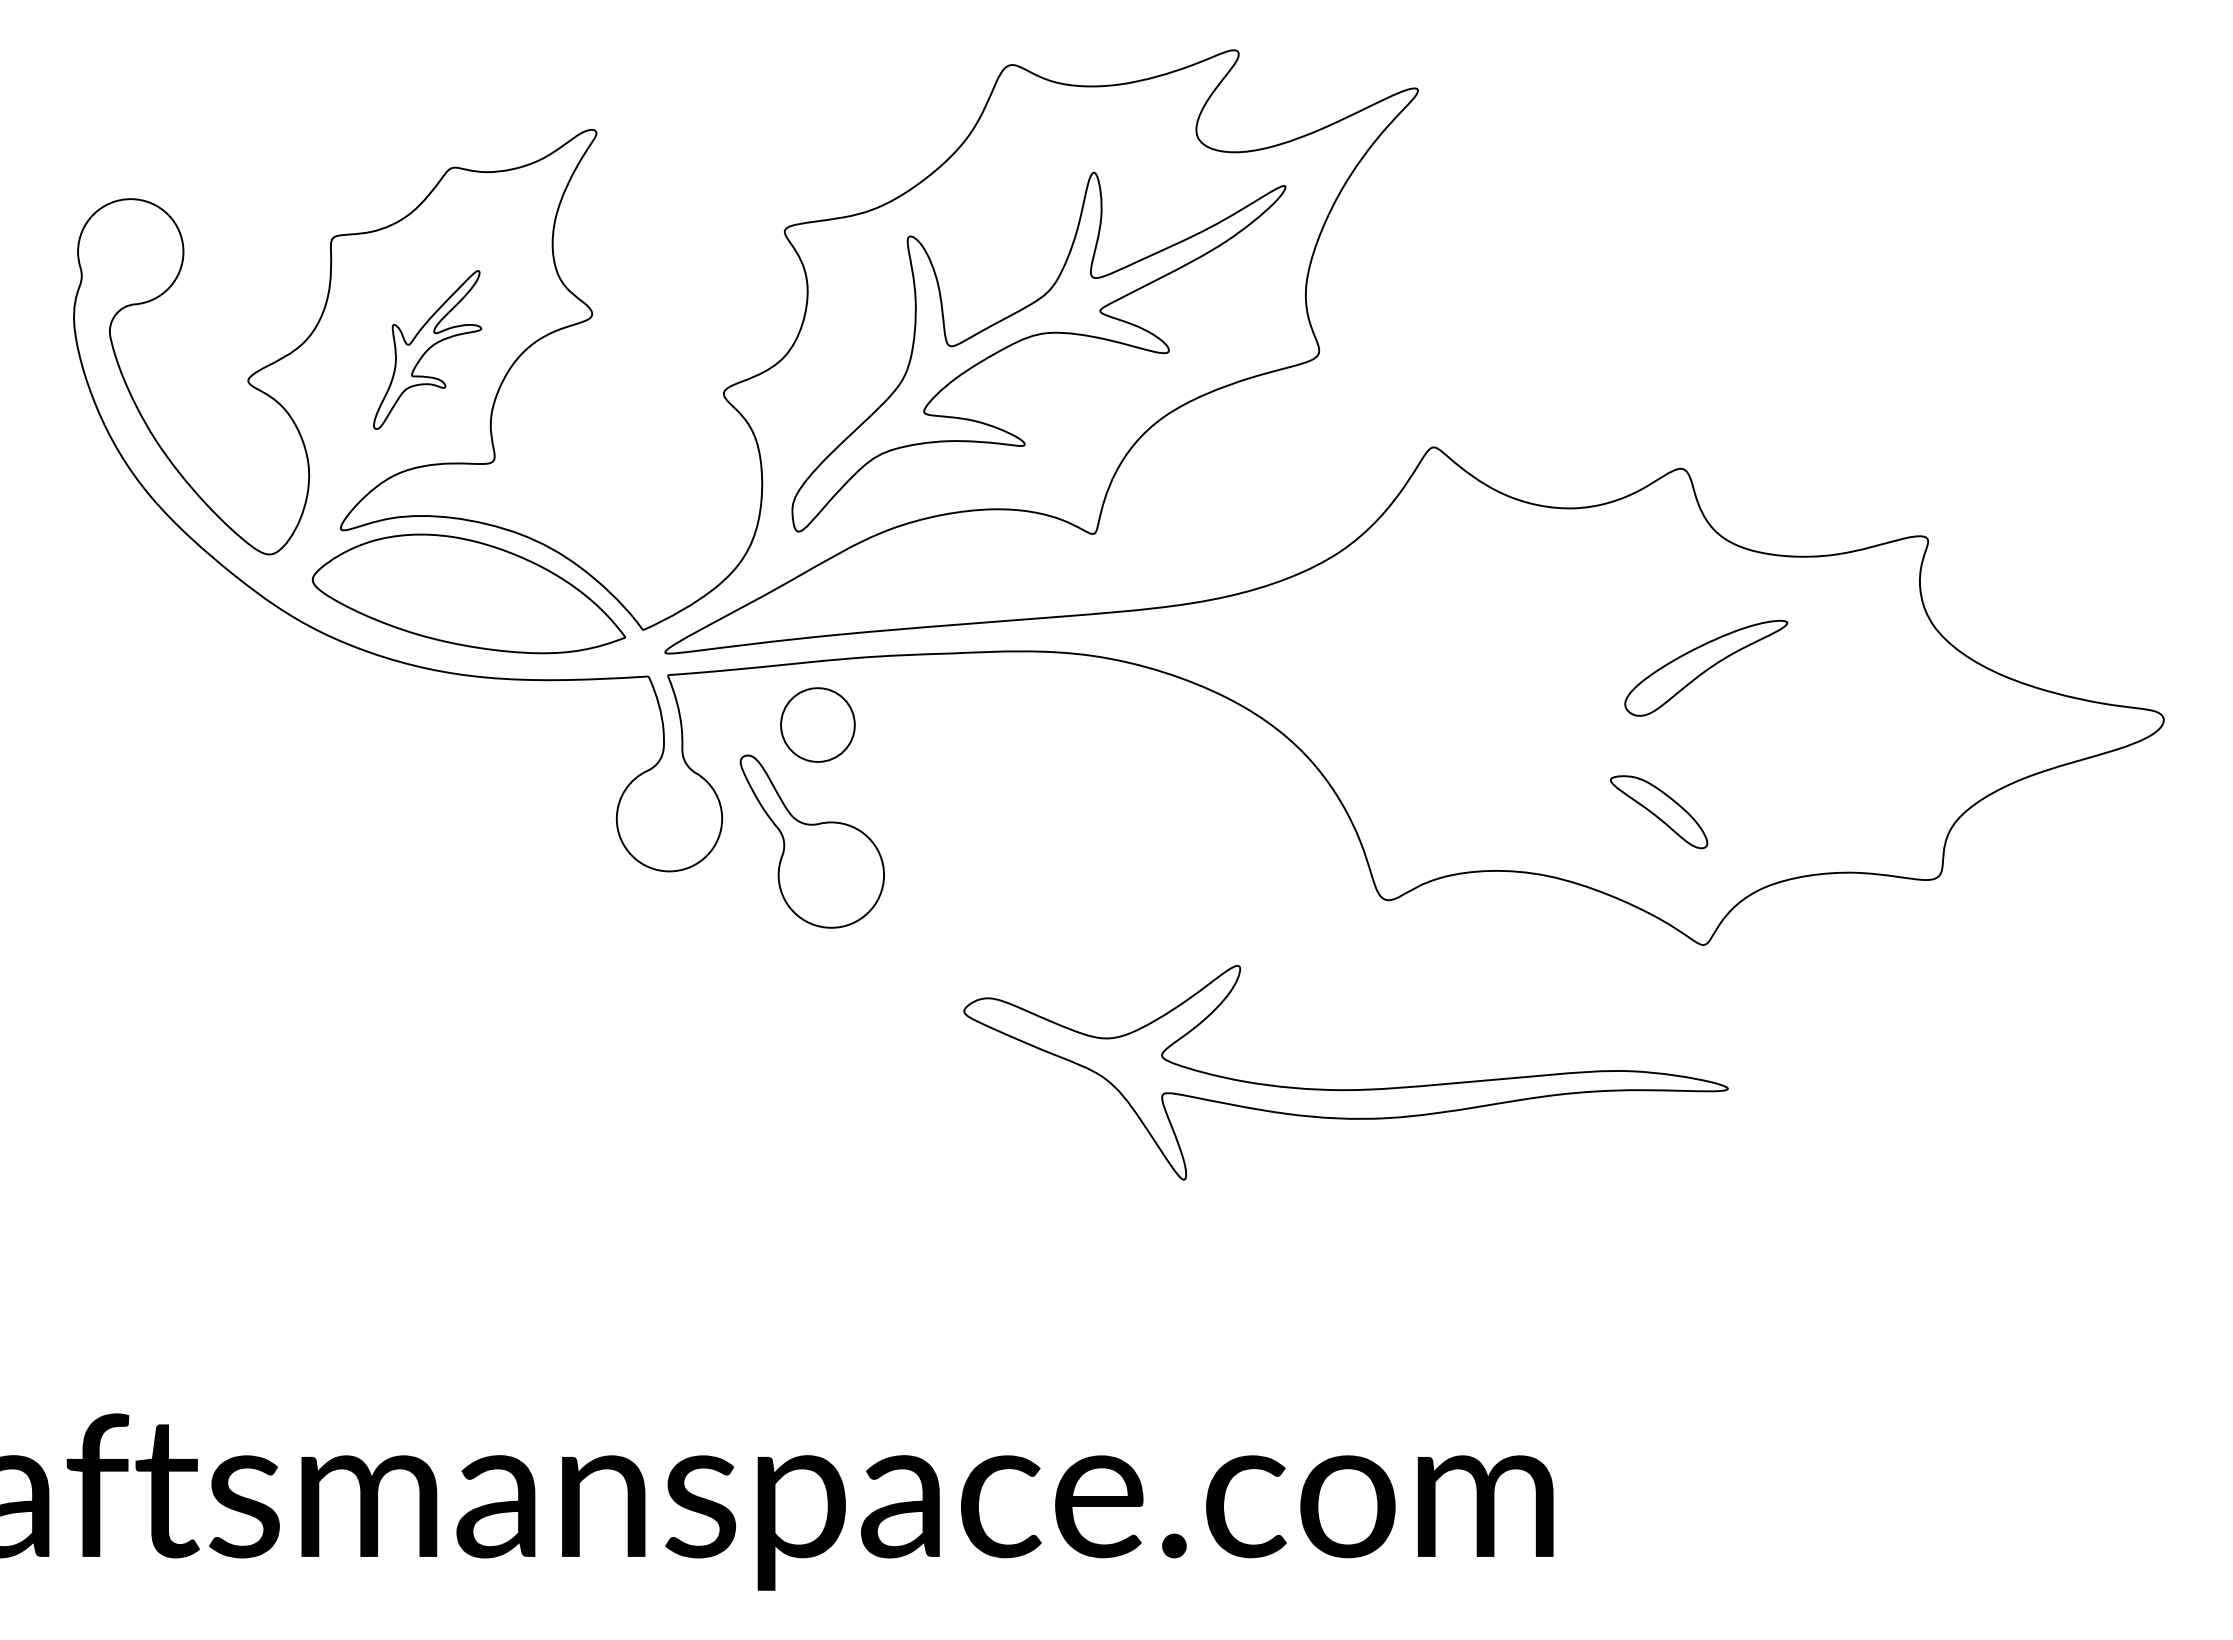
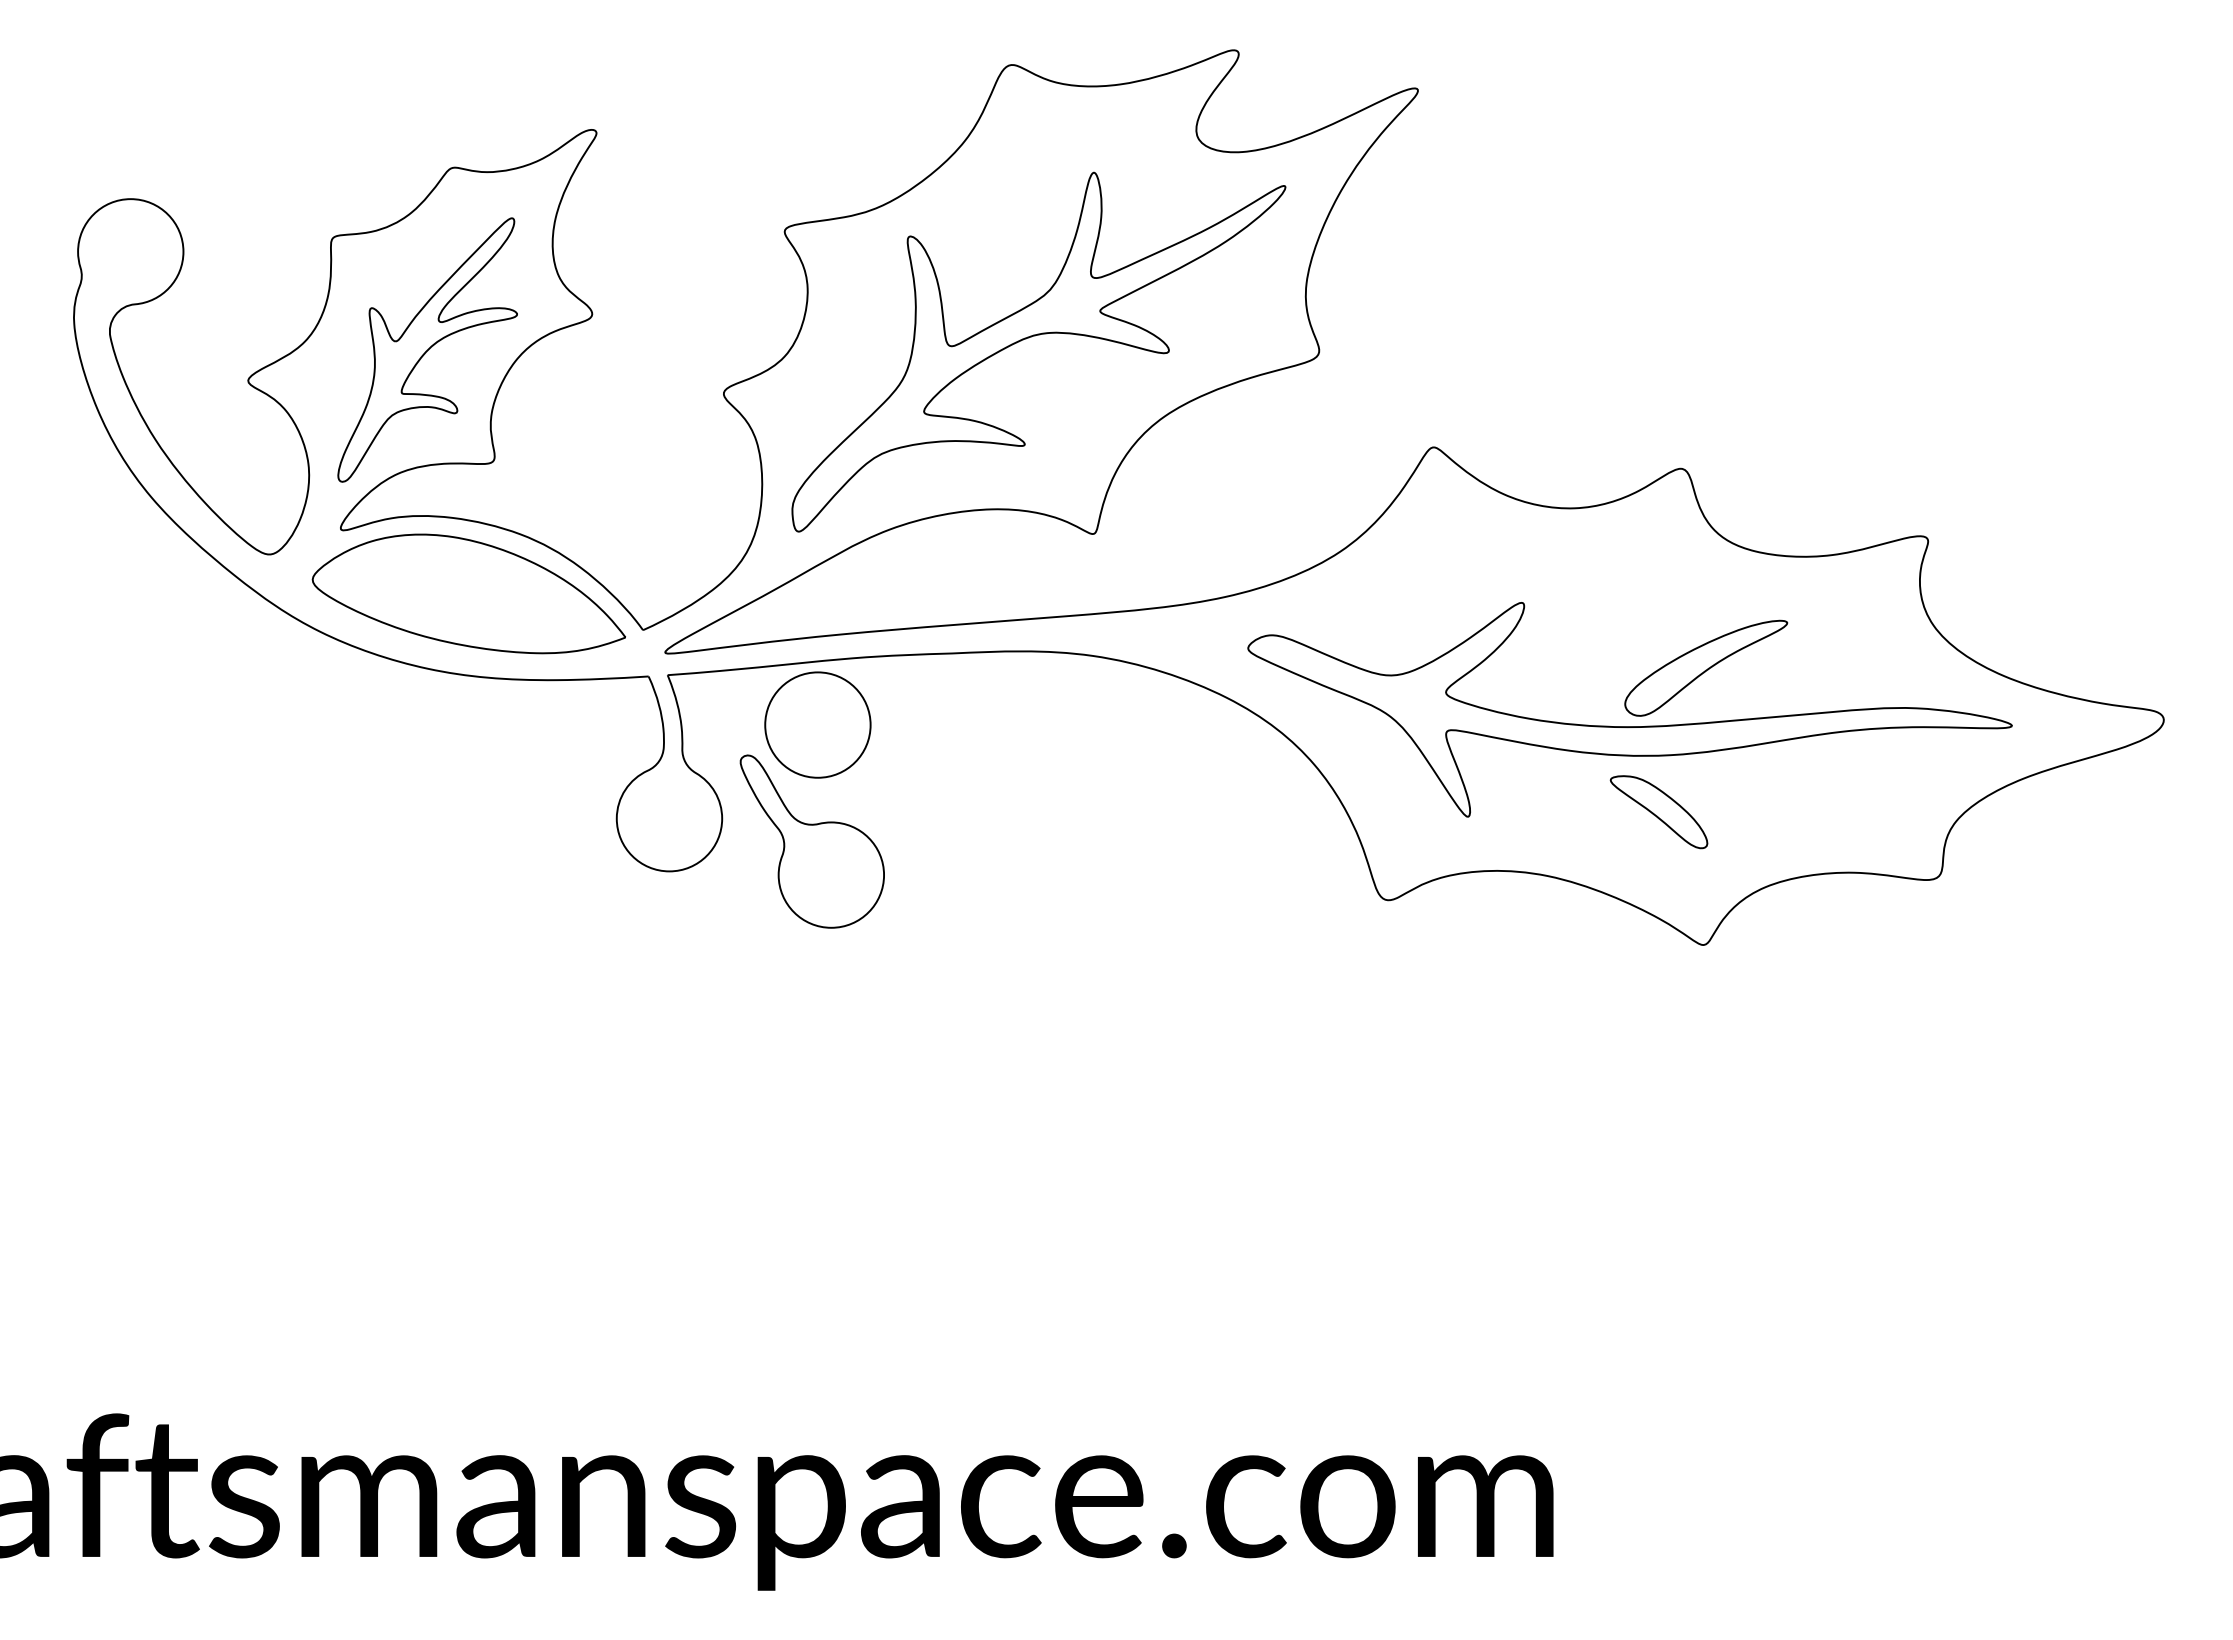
part size: 110x160 px -> 181x266 px (427, 349)
part size: 76x76 px -> 108x108 px (817, 724)
part position: (1345, 1089) -> (1629, 726) (1629, 726)
